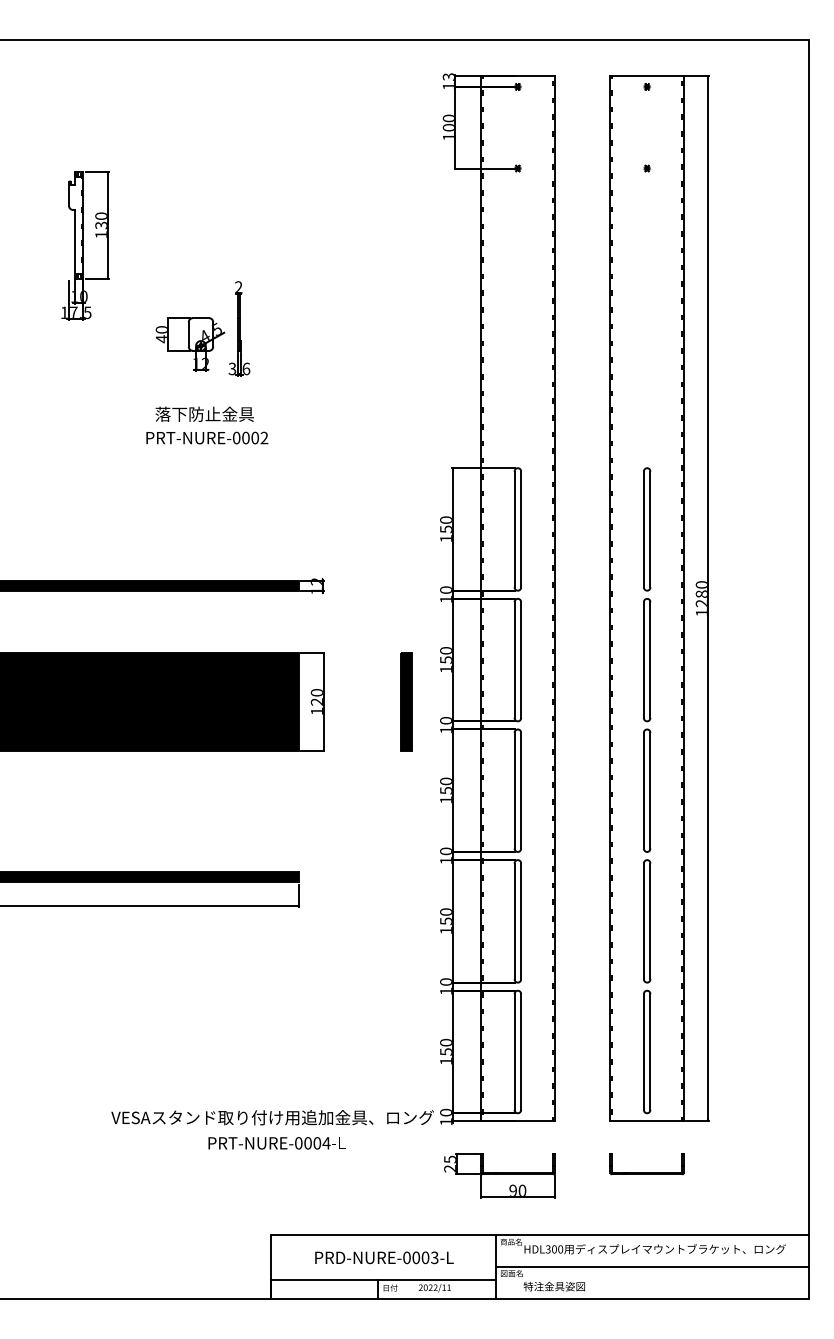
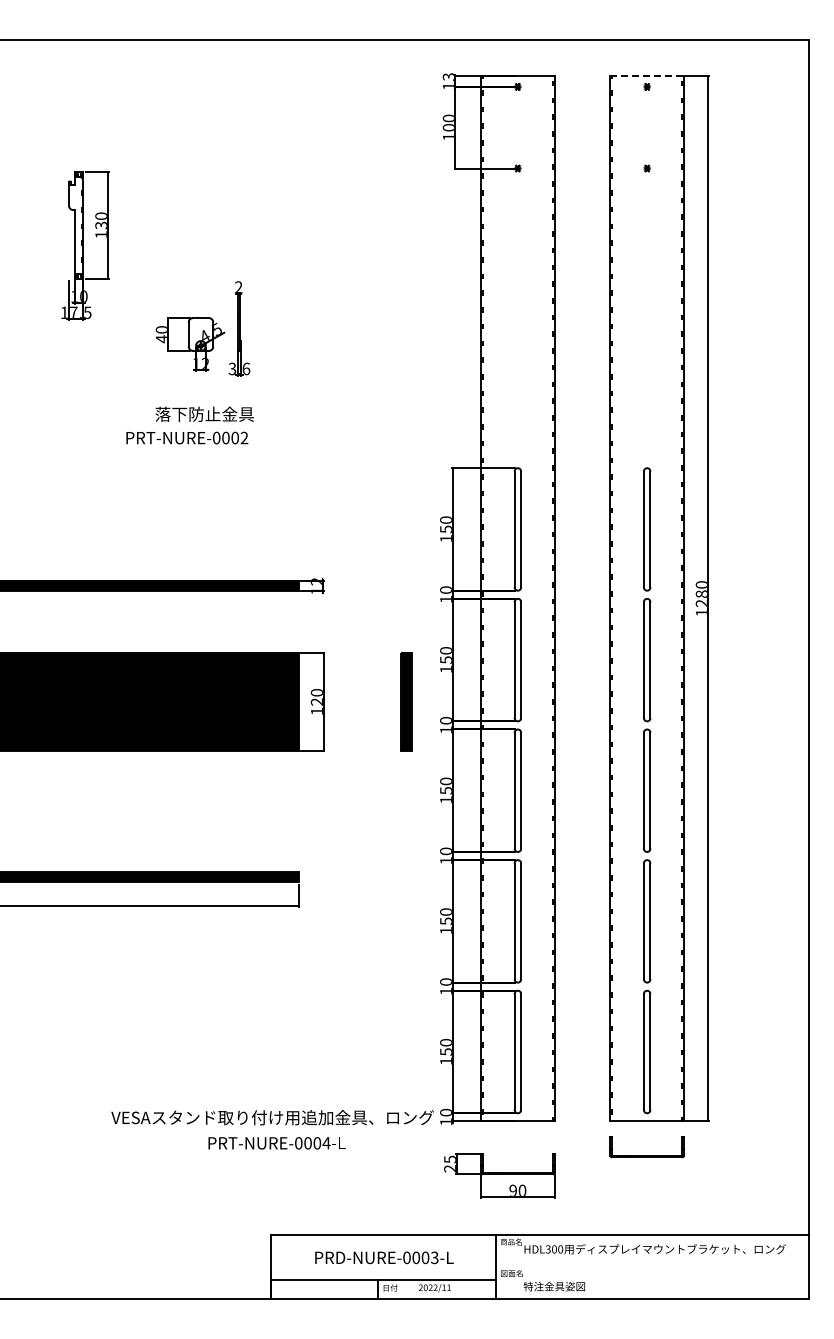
line: solid -> dashed (647, 76)
text position: (207, 437) -> (187, 437) (187, 437)
part position: (646, 1172) -> (646, 1155) (646, 1155)
line: present -> none (651, 1266)
